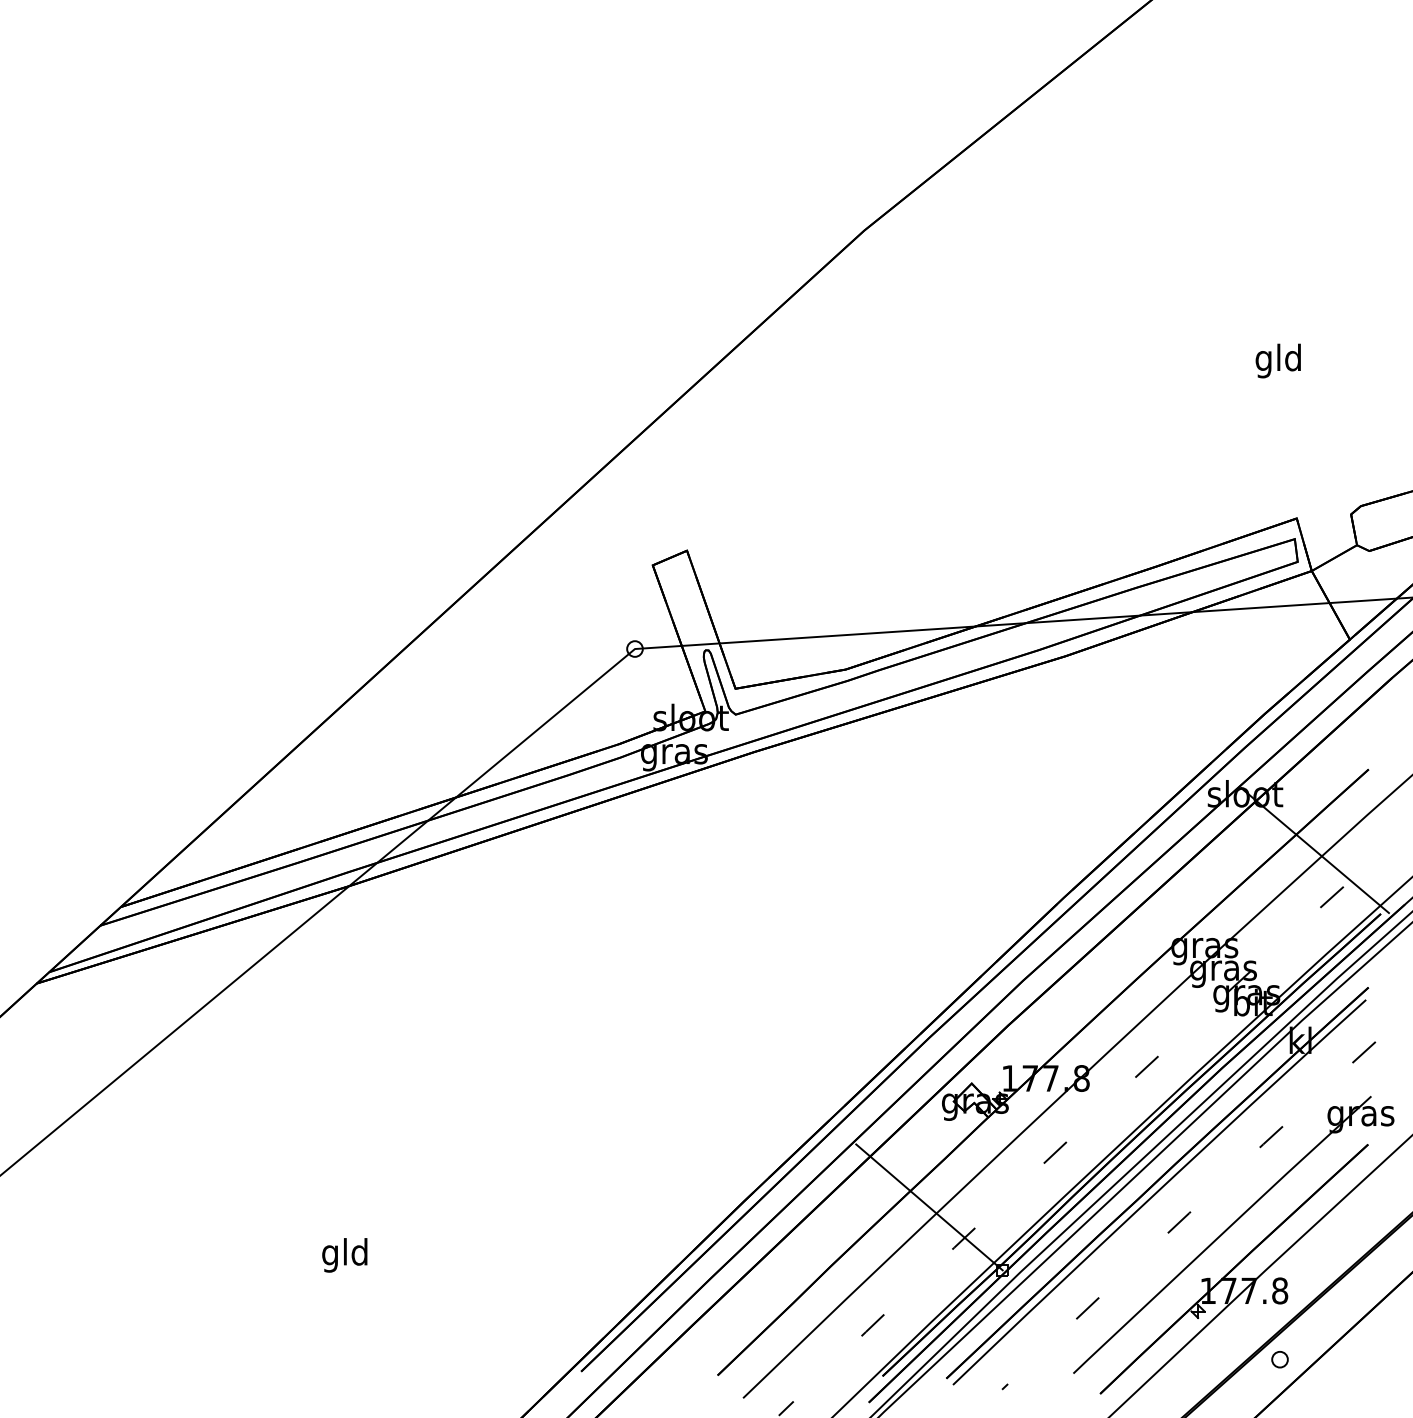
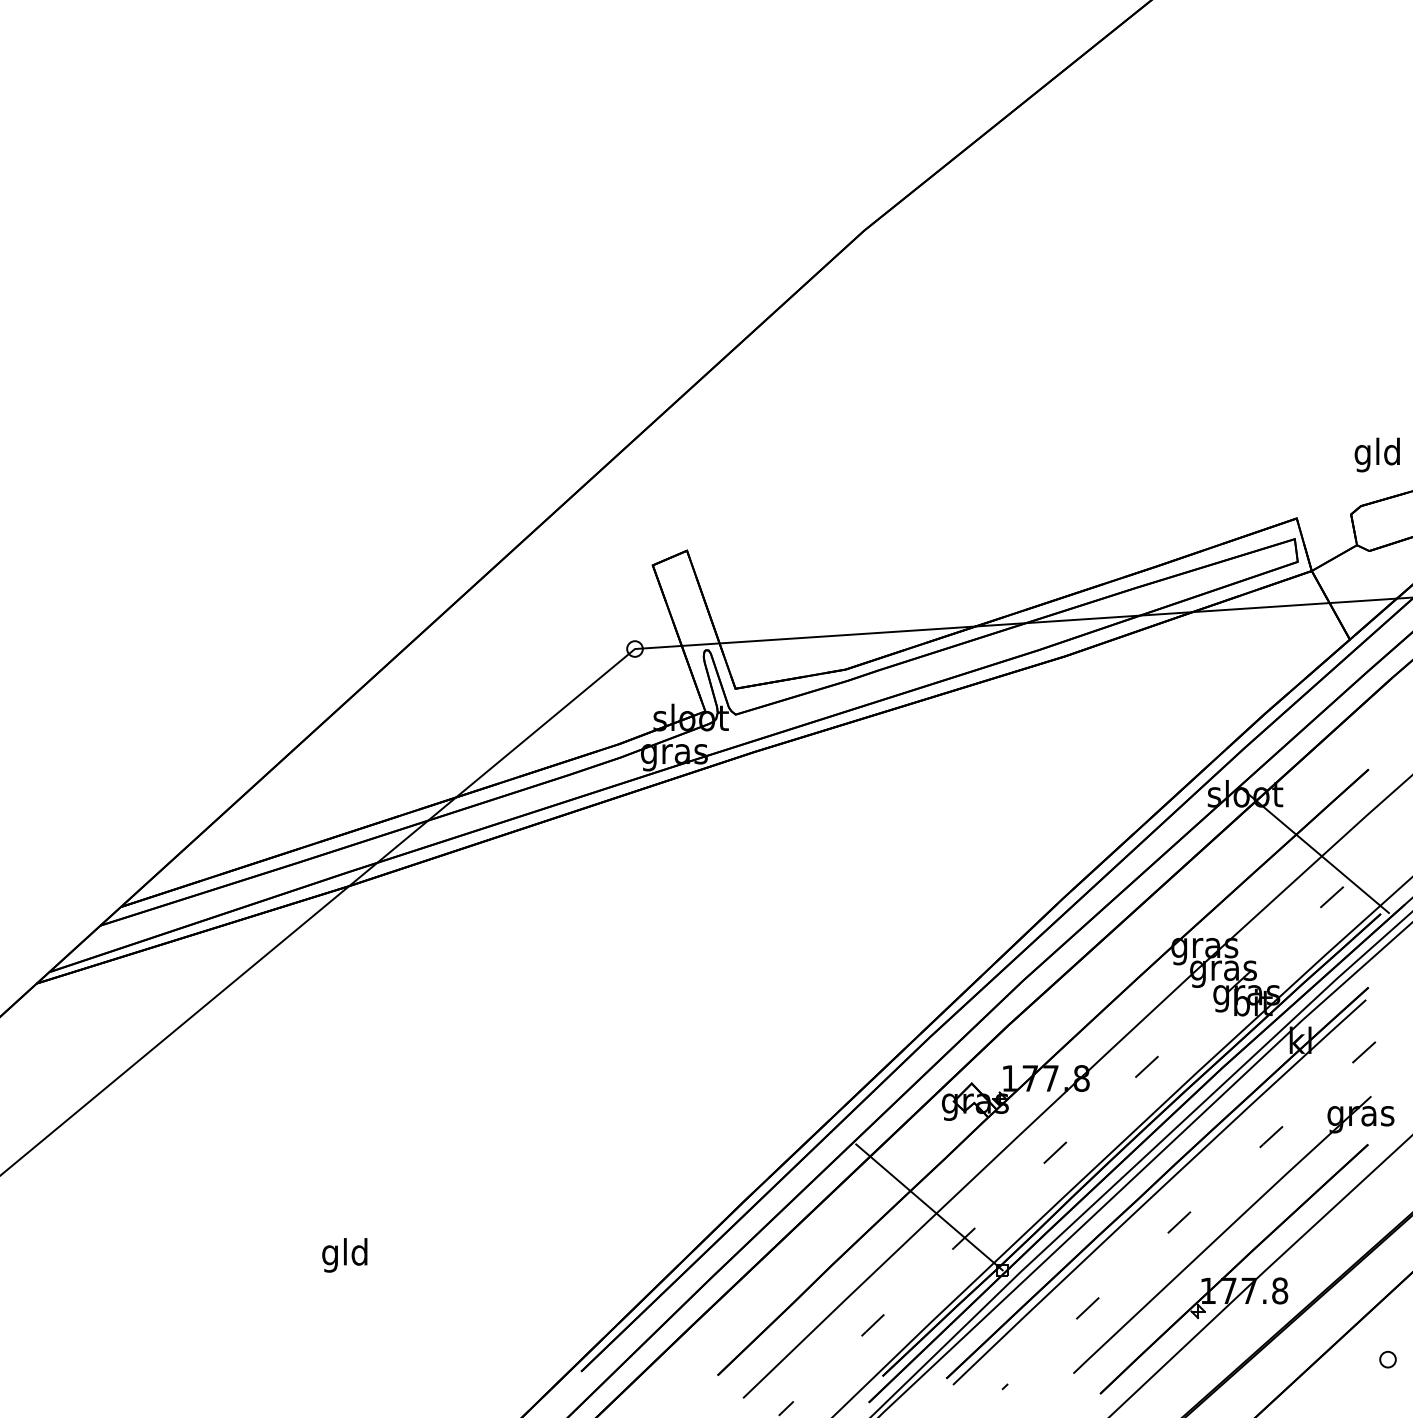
text position: (1277, 360) -> (1376, 454) (1376, 454)
part position: (1279, 1359) -> (1387, 1359) (1387, 1359)
